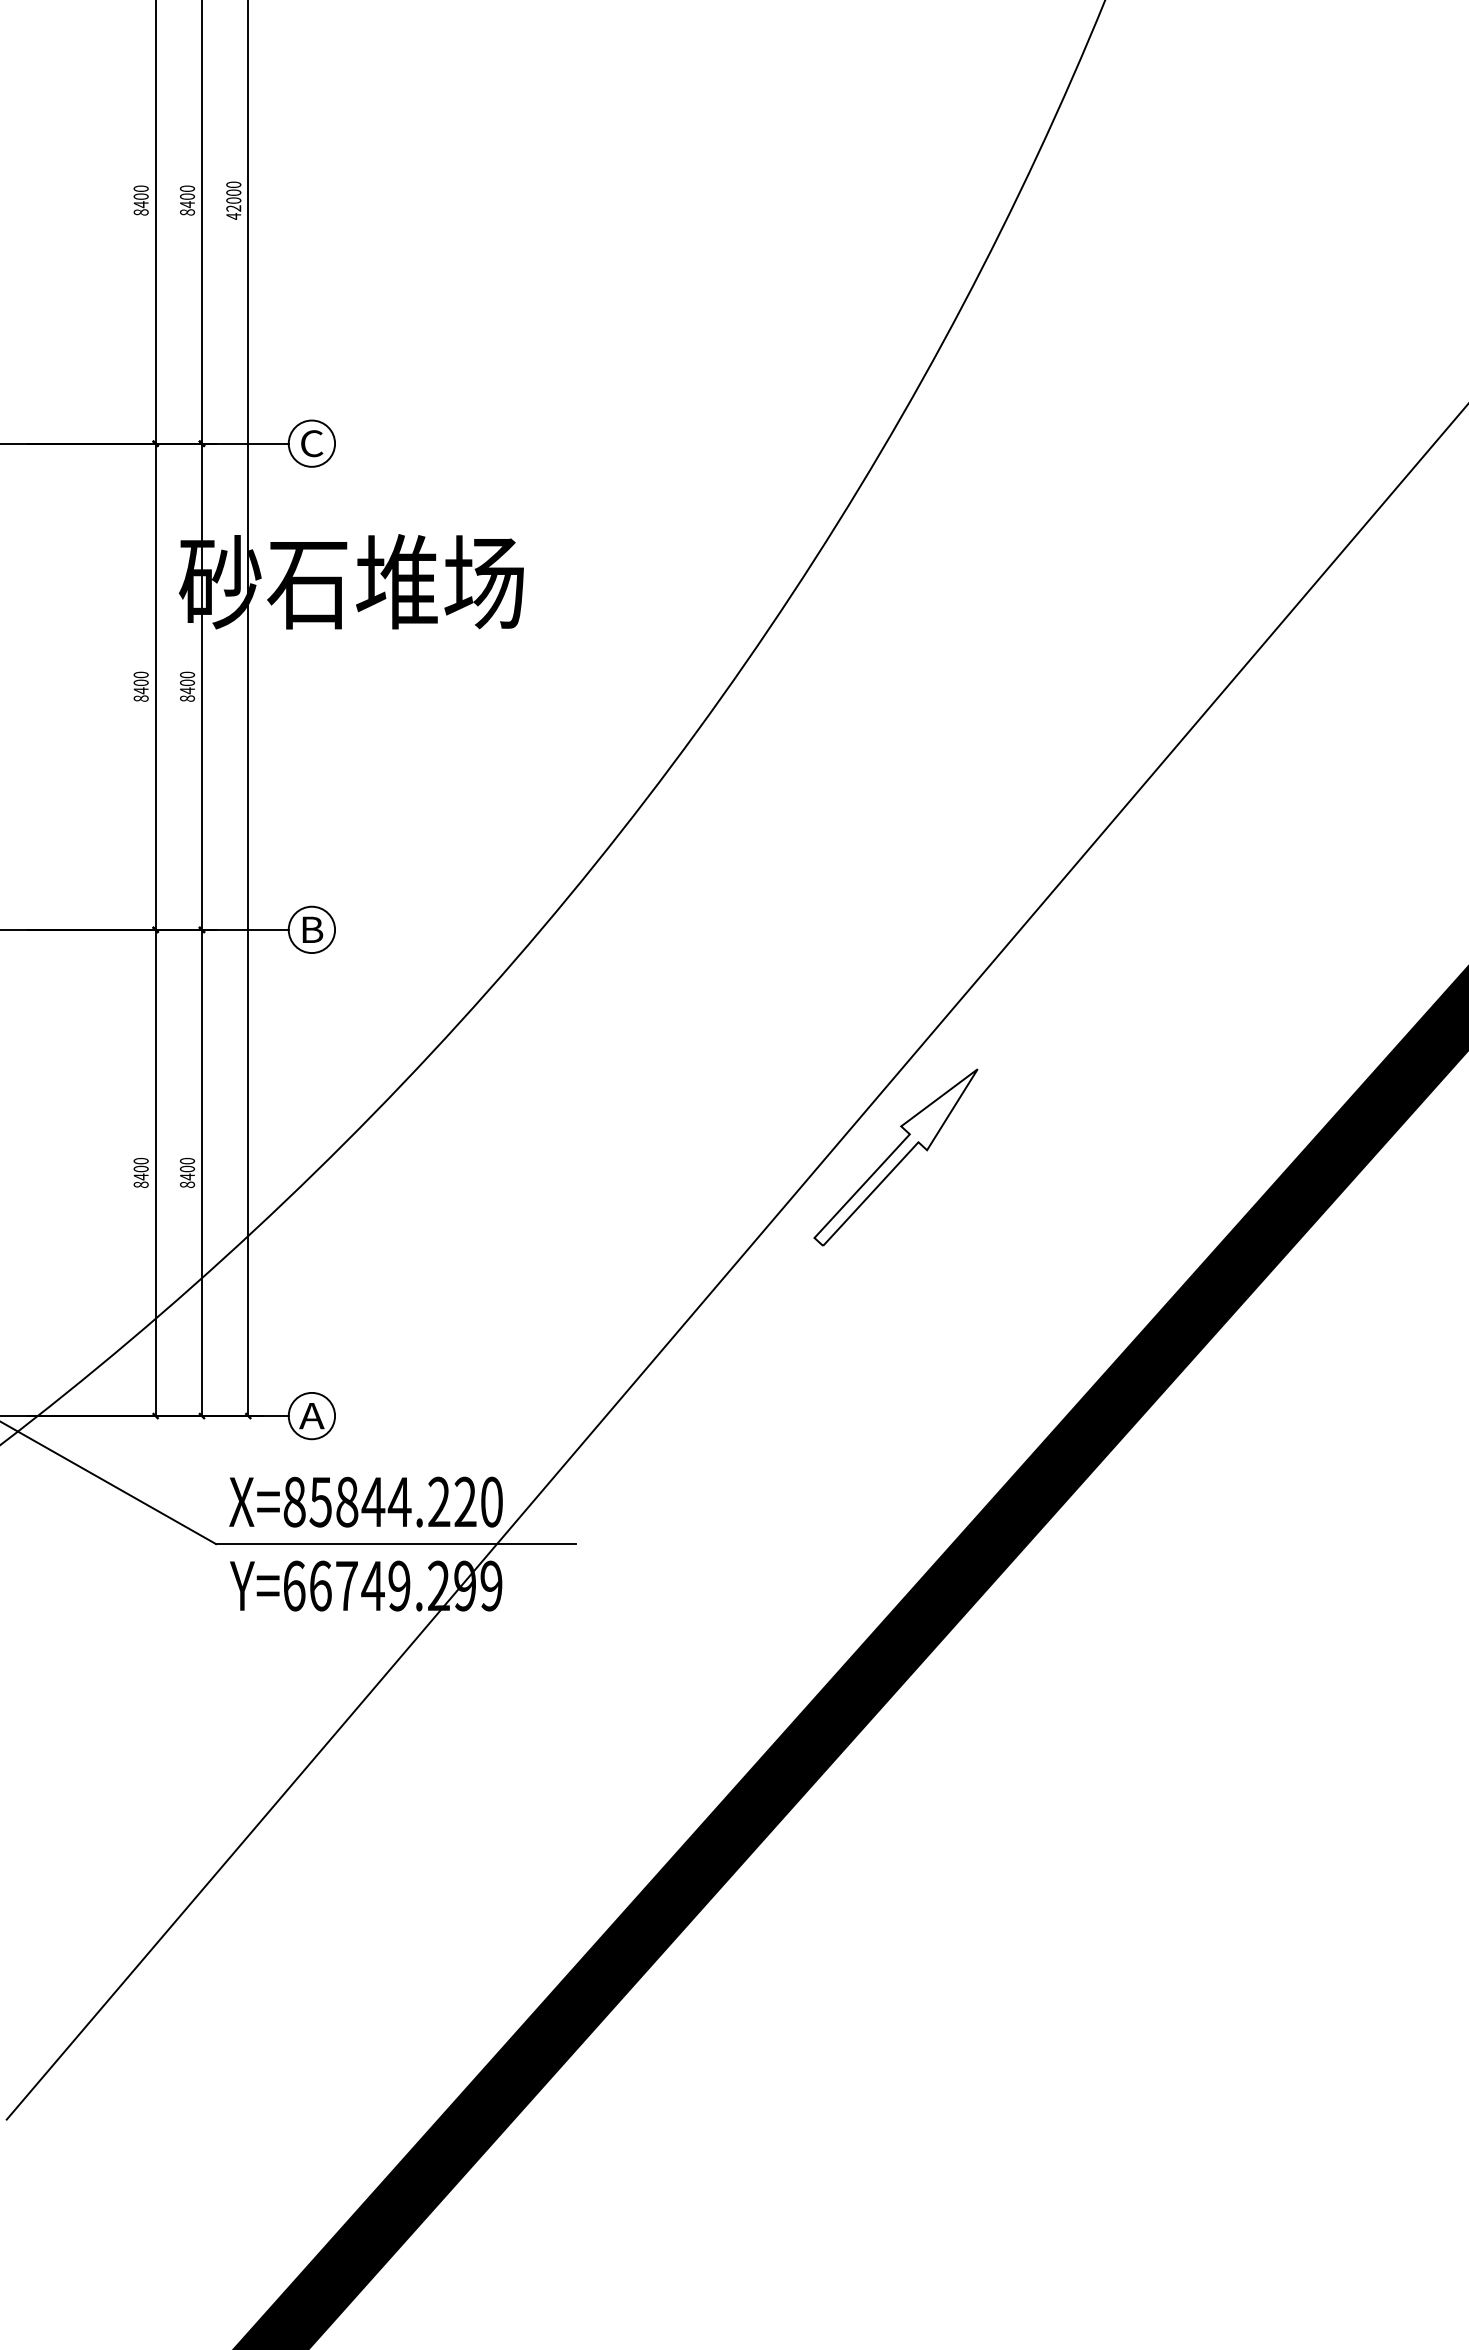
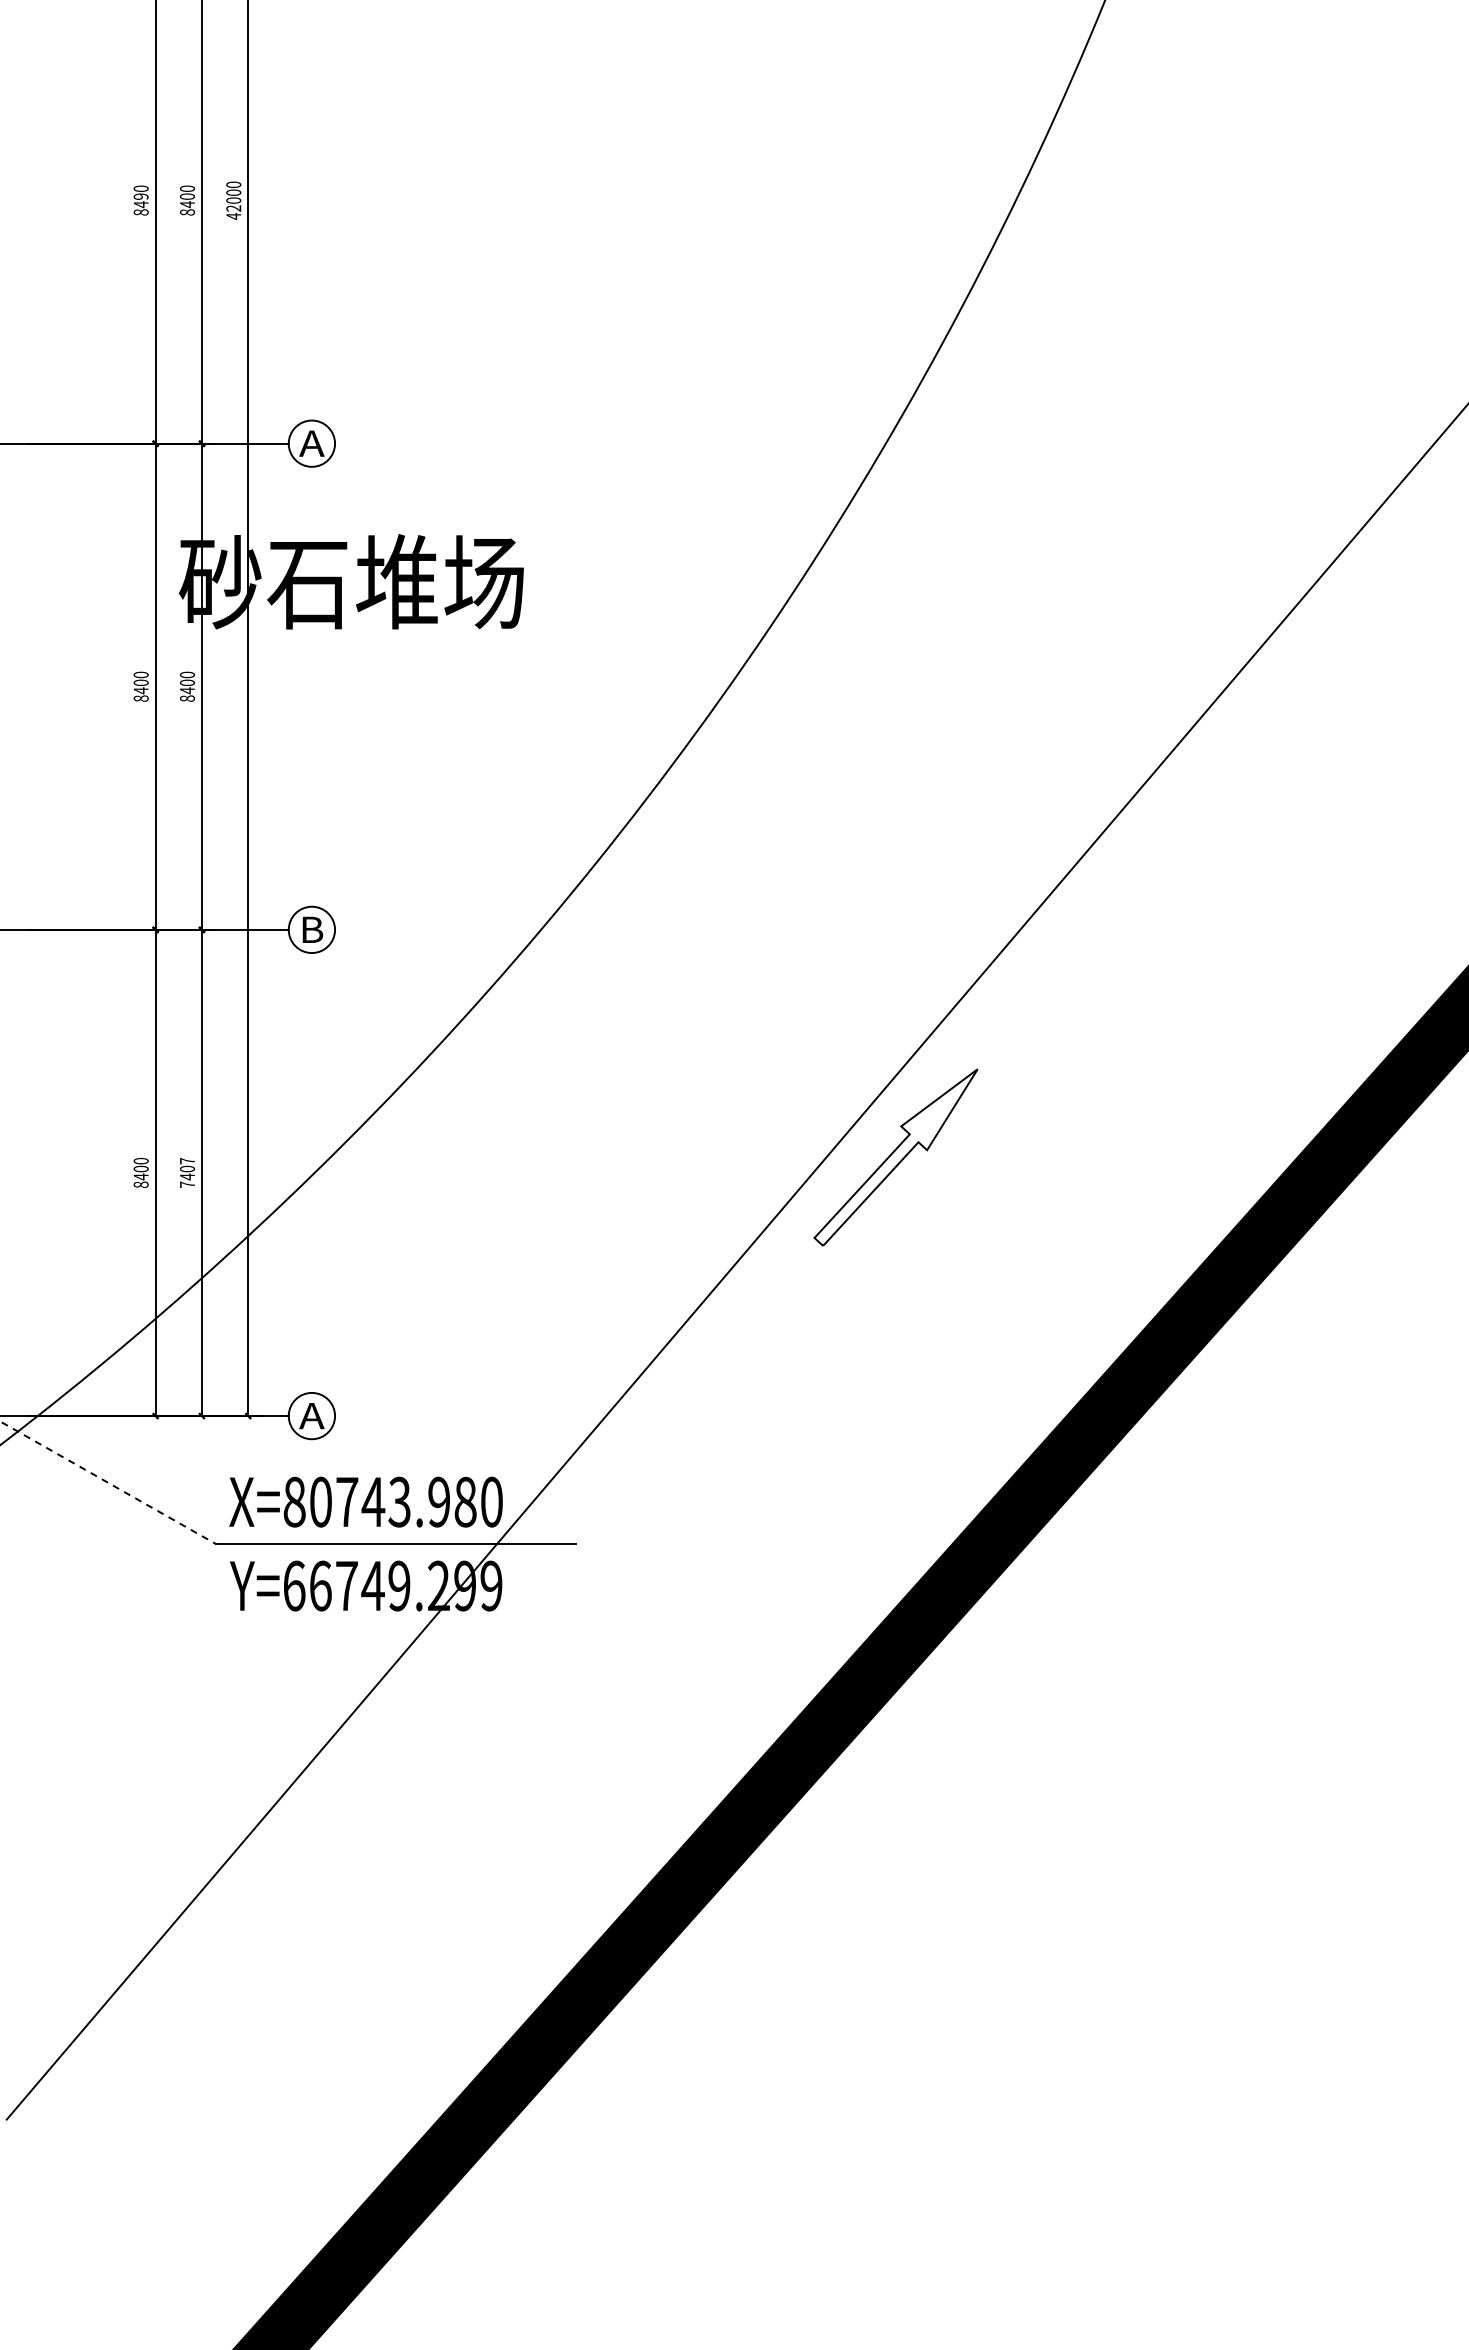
text: 8400 -> 8490 (140, 196)
text: C -> A (311, 443)
text: 8400 -> 7407 (187, 1172)
line: solid -> dashed (108, 1483)
text: X=85844.220 -> X=80743.980 (392, 1501)
